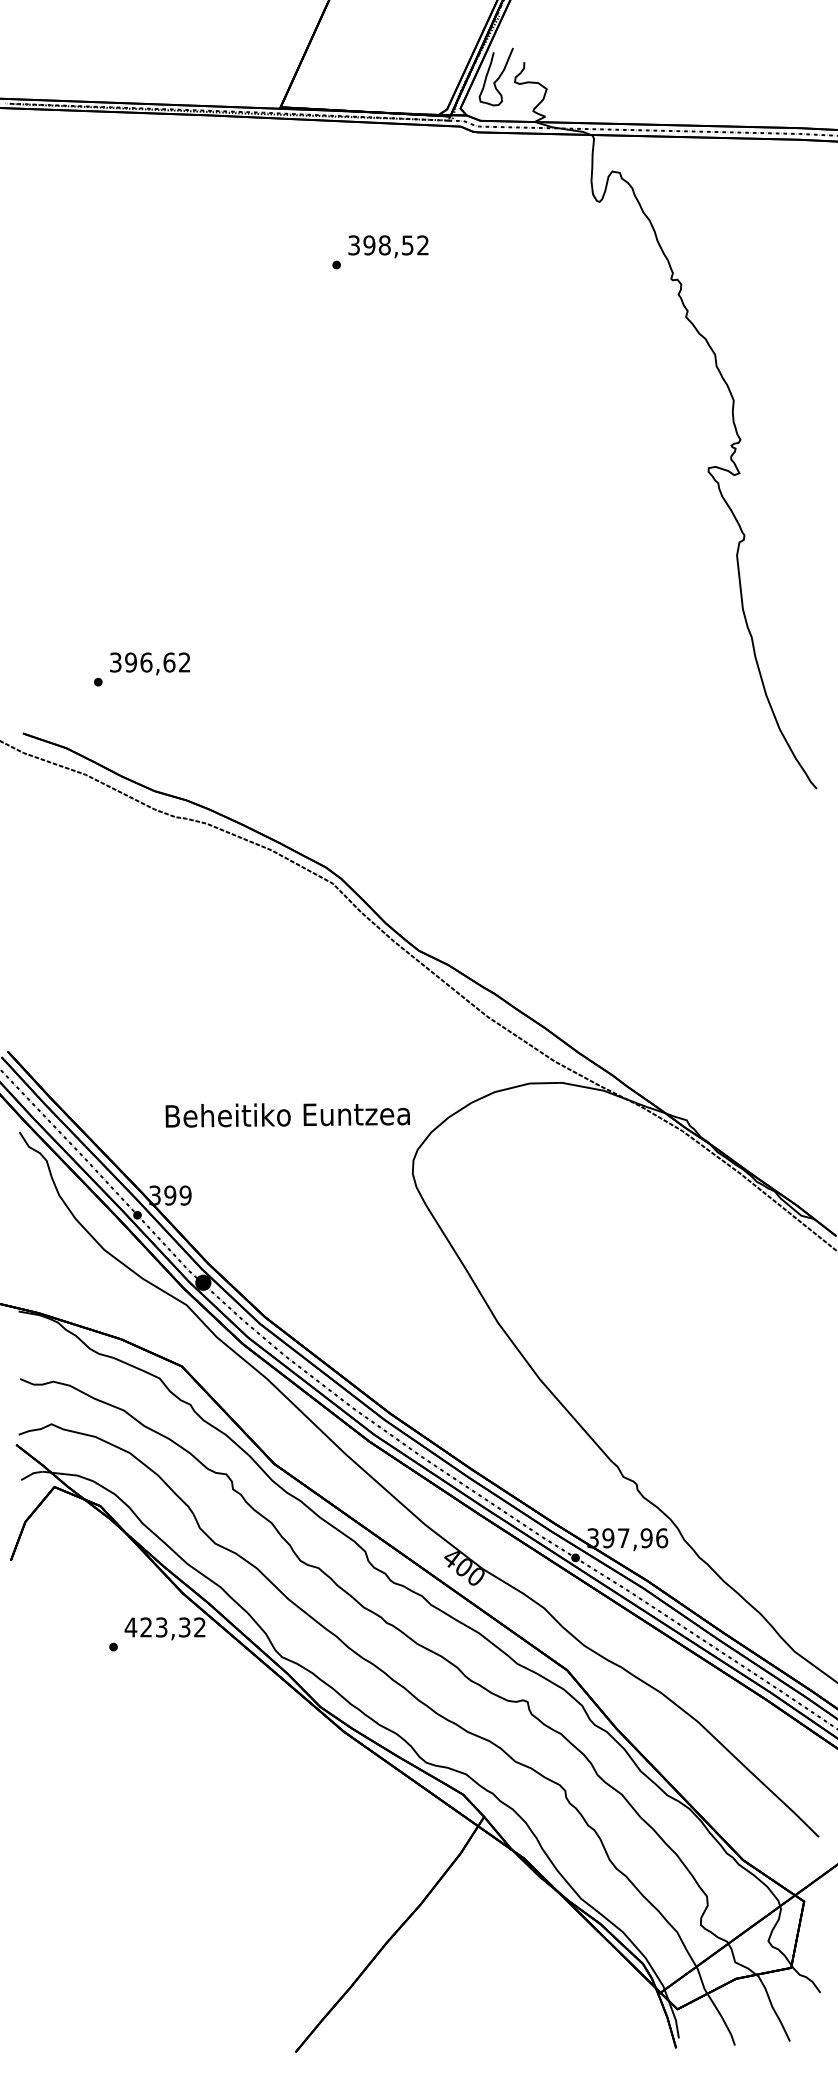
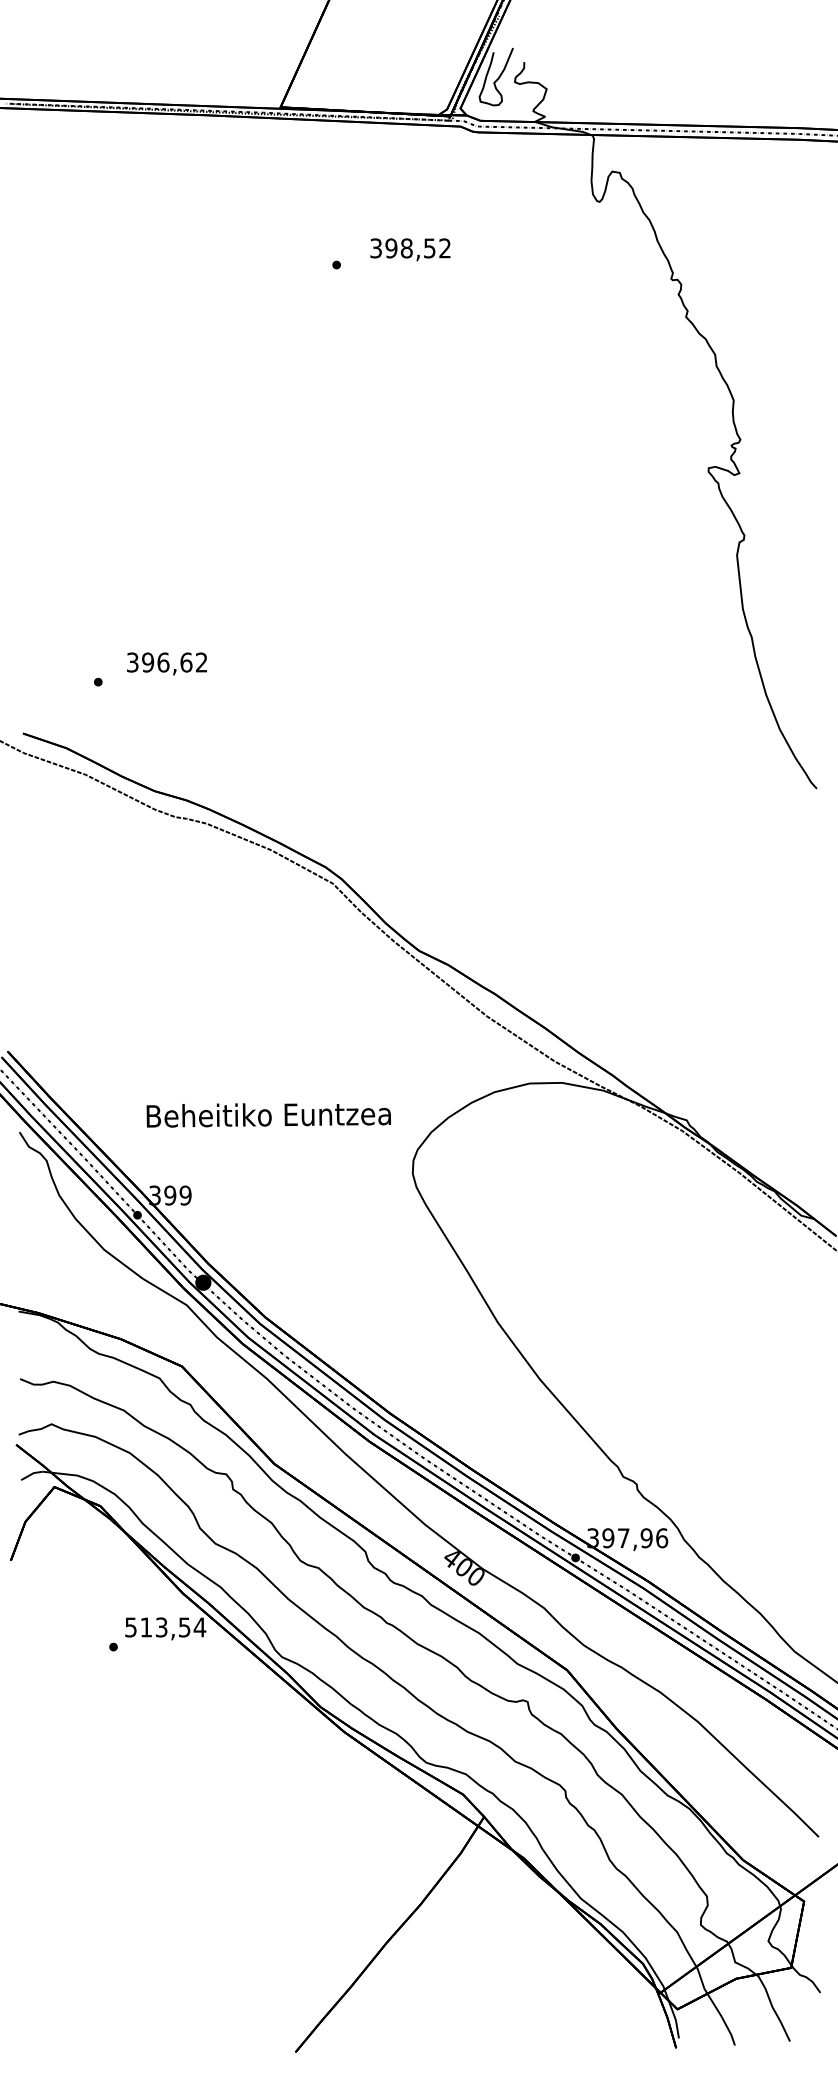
text position: (388, 246) -> (410, 249) (410, 249)
text position: (149, 663) -> (166, 663) (166, 663)
text position: (287, 1115) -> (268, 1115) (268, 1115)
text: 423,32 -> 513,54 (165, 1627)
